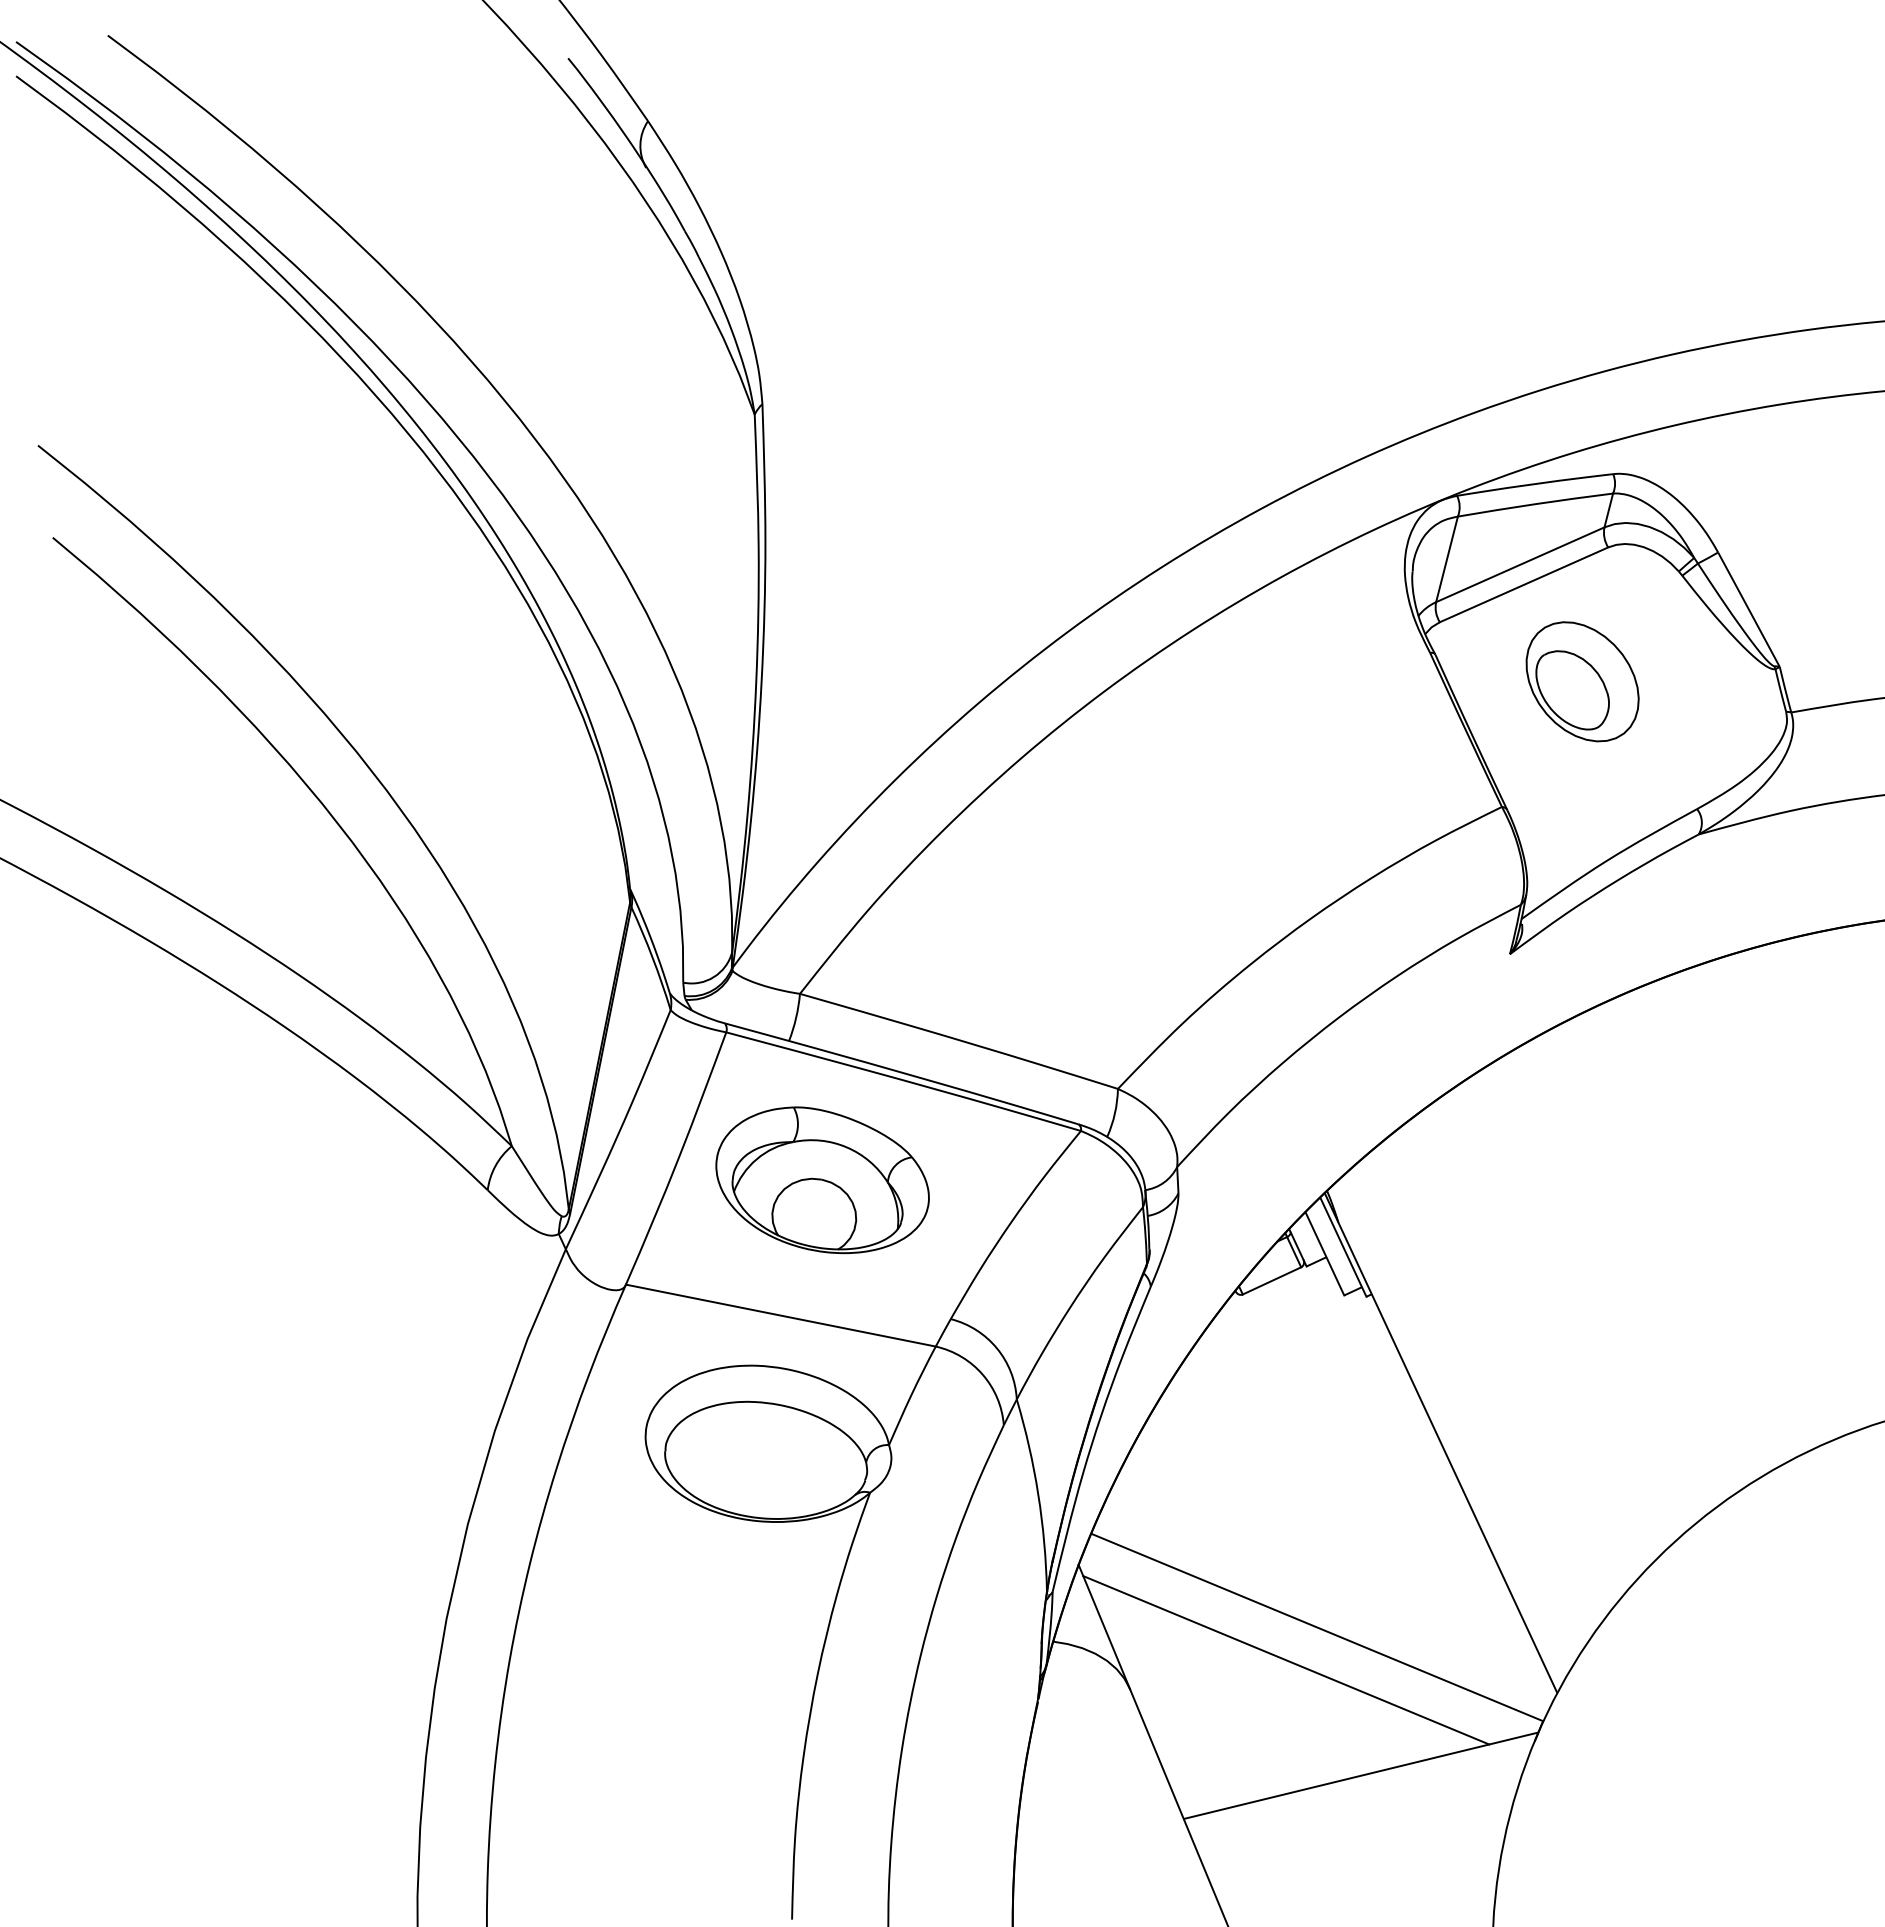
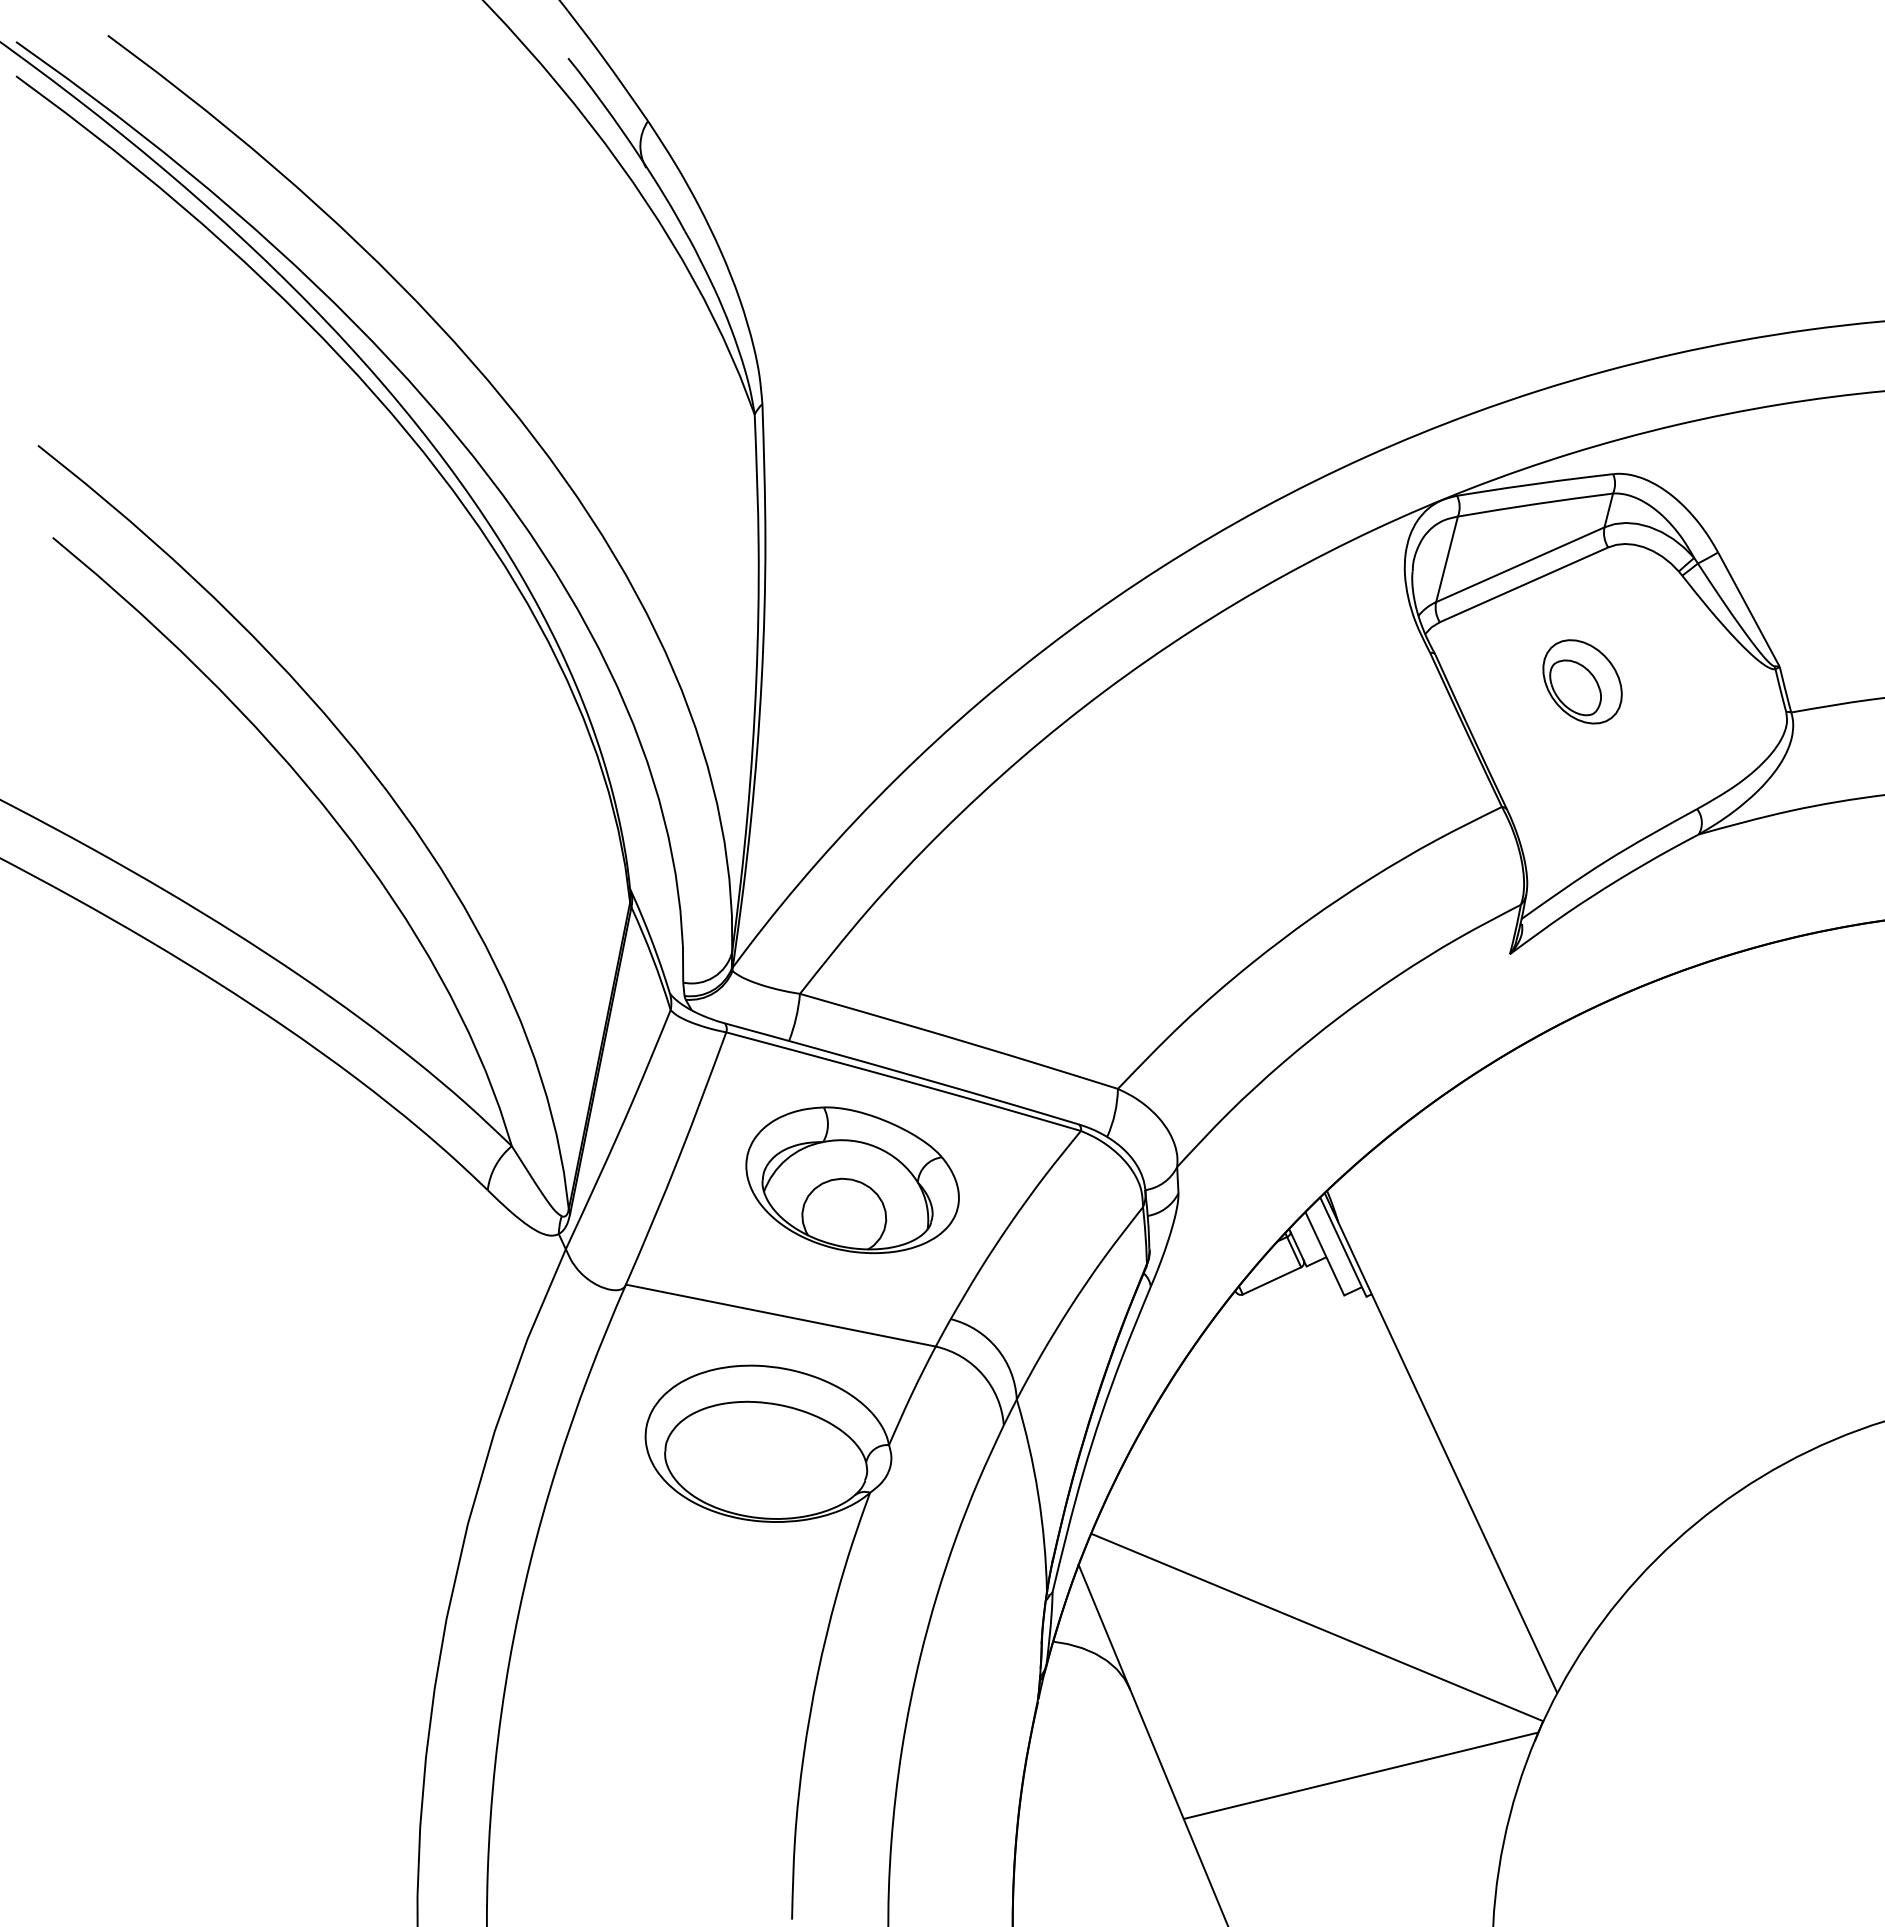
part size: 115x122 px -> 81x86 px (1582, 681)
part position: (822, 1180) -> (852, 1180) (852, 1180)
line: present -> none (1286, 1660)
